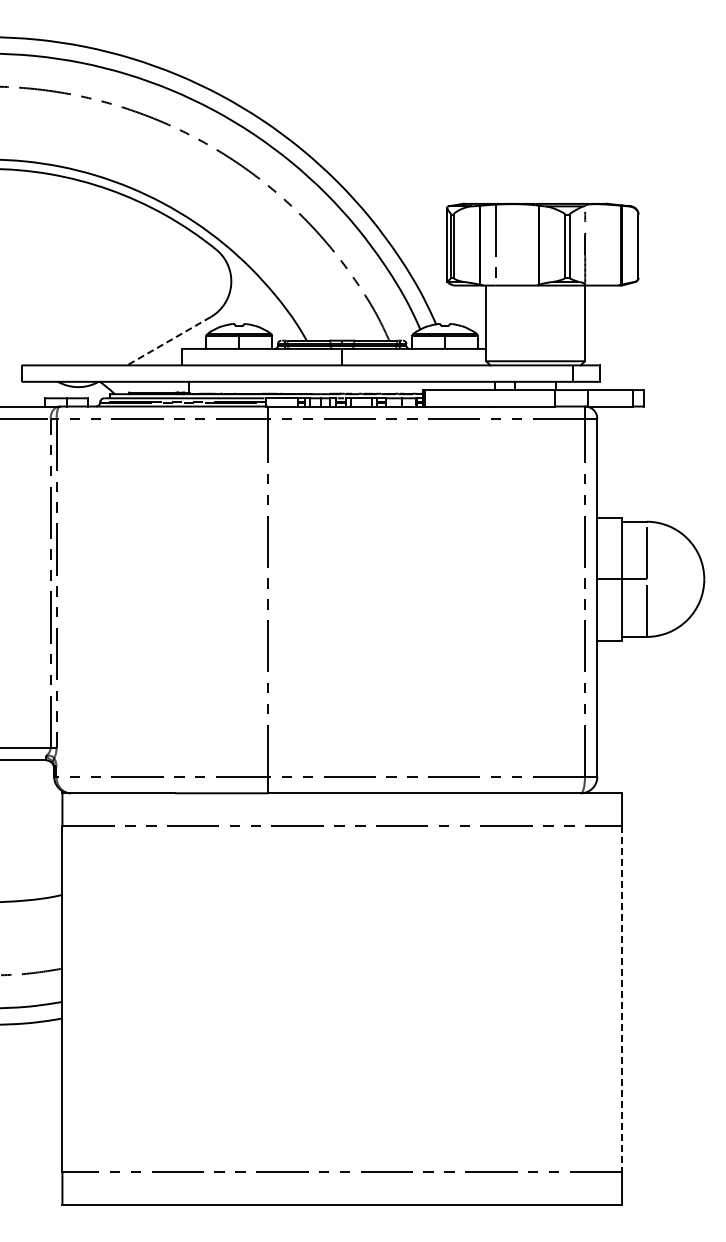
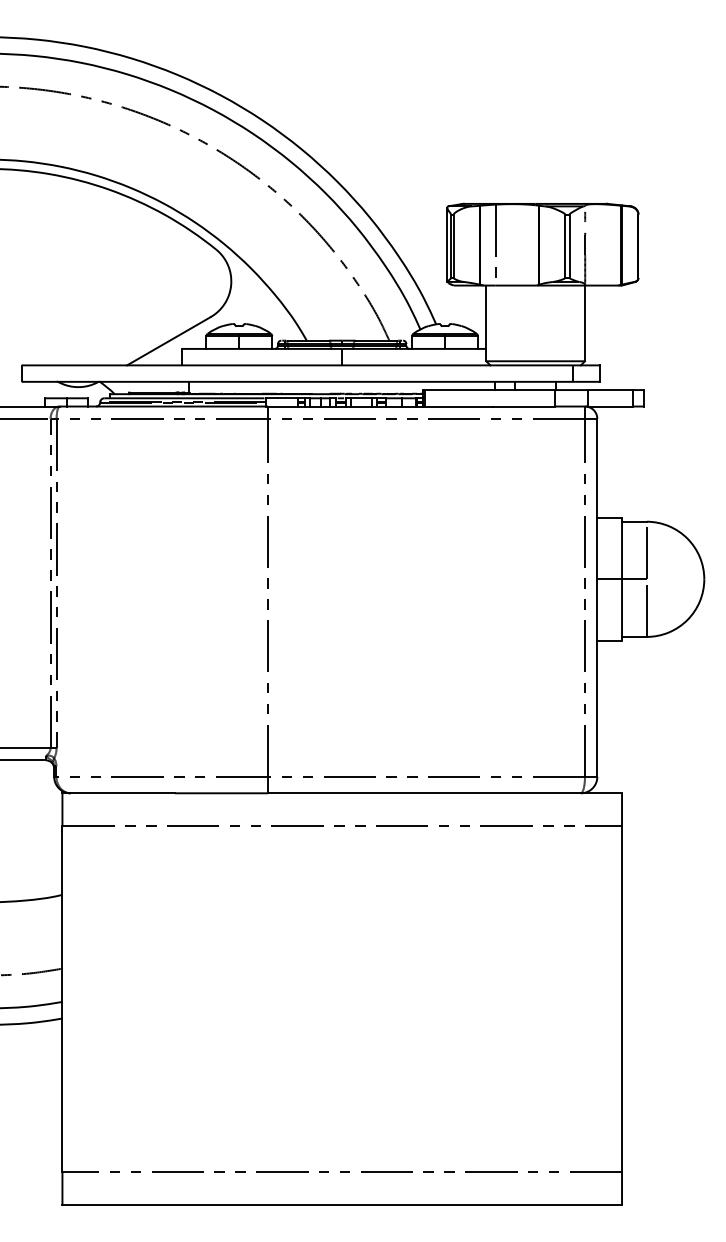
line: dashed -> solid (168, 341)
line: dashed -> solid (622, 999)
